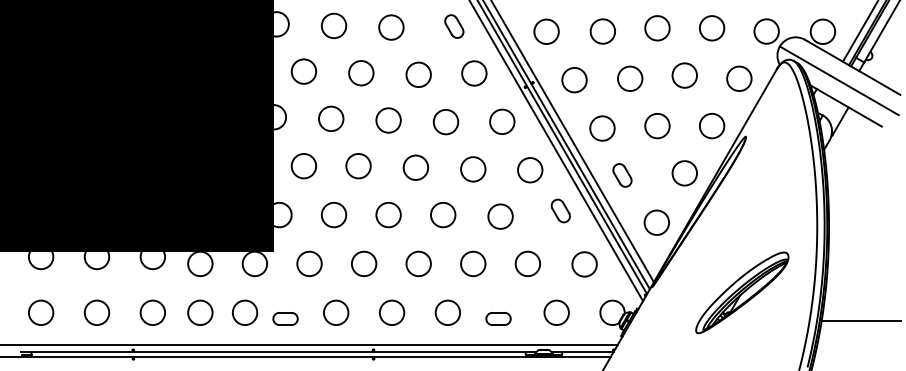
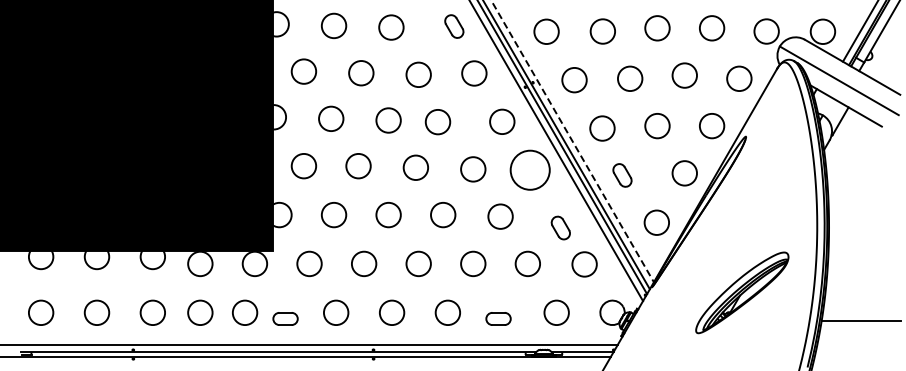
circle position: (445, 122) -> (437, 122) (437, 122)
line: solid -> dashed (572, 141)
circle diameter: 24 px -> 39 px (529, 169)
part position: (560, 210) -> (560, 227) (560, 227)
